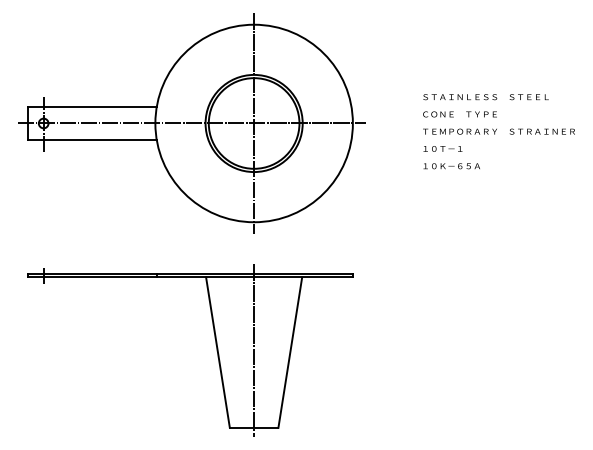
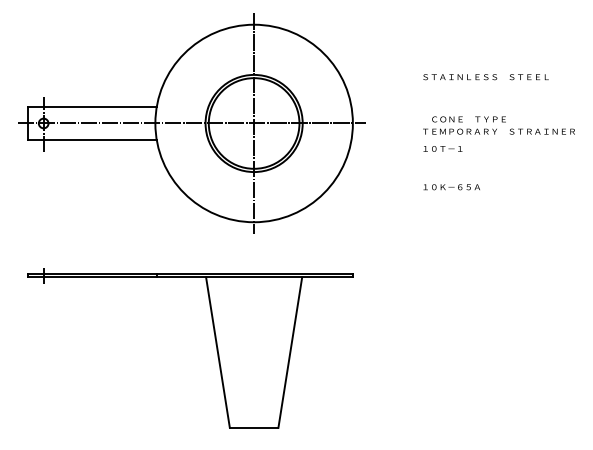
text position: (485, 97) -> (485, 77) (485, 77)
text position: (459, 114) -> (468, 119) (468, 119)
text position: (451, 166) -> (451, 187) (451, 187)
line: present -> none (254, 350)
